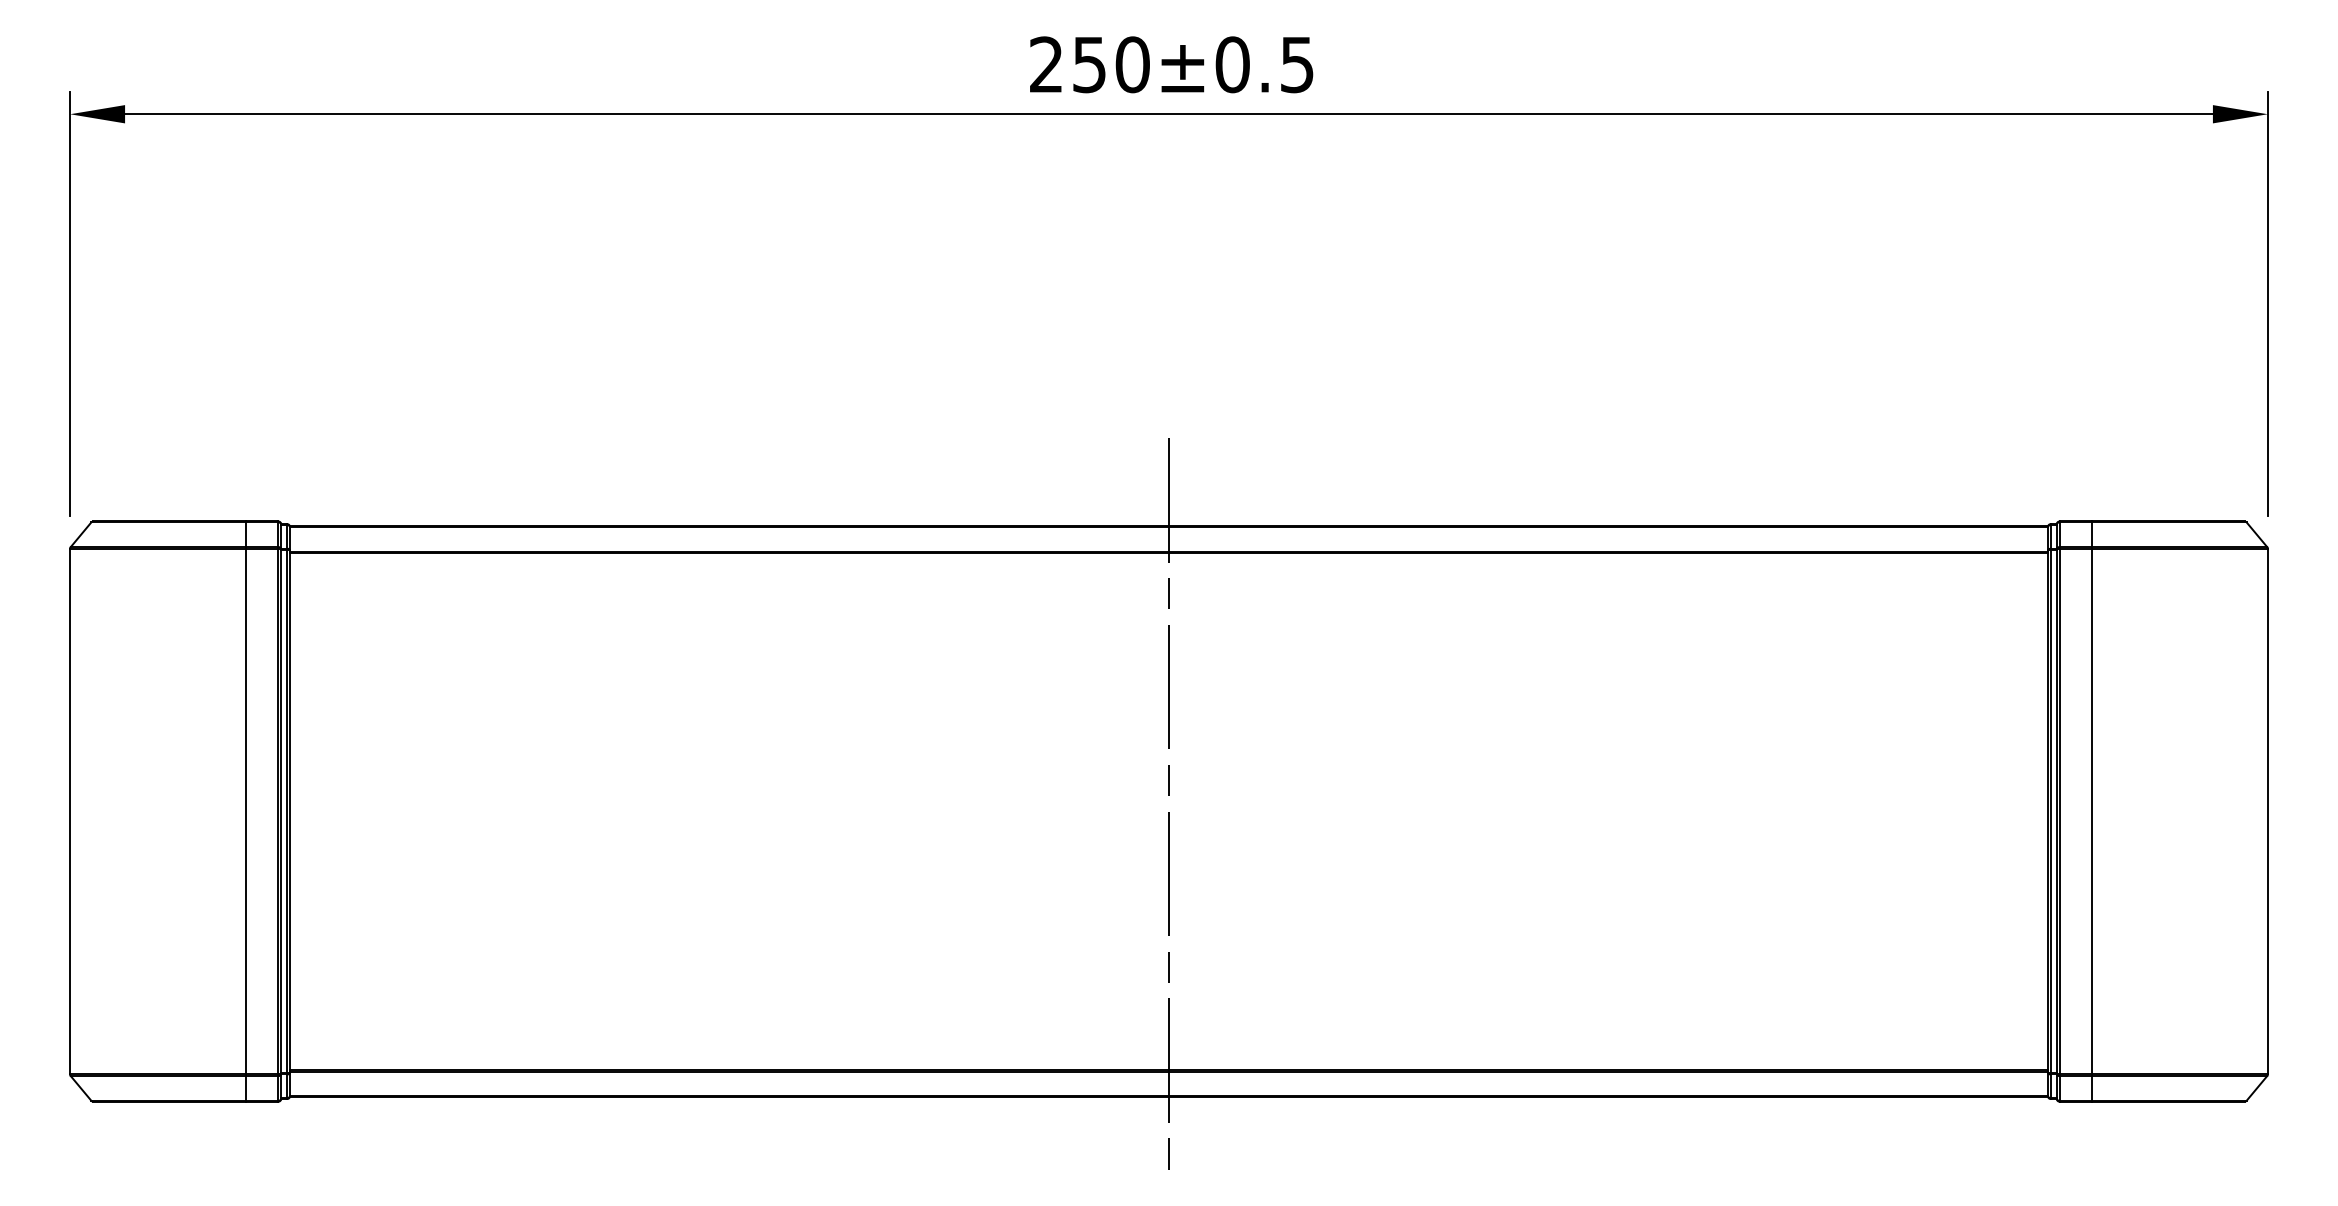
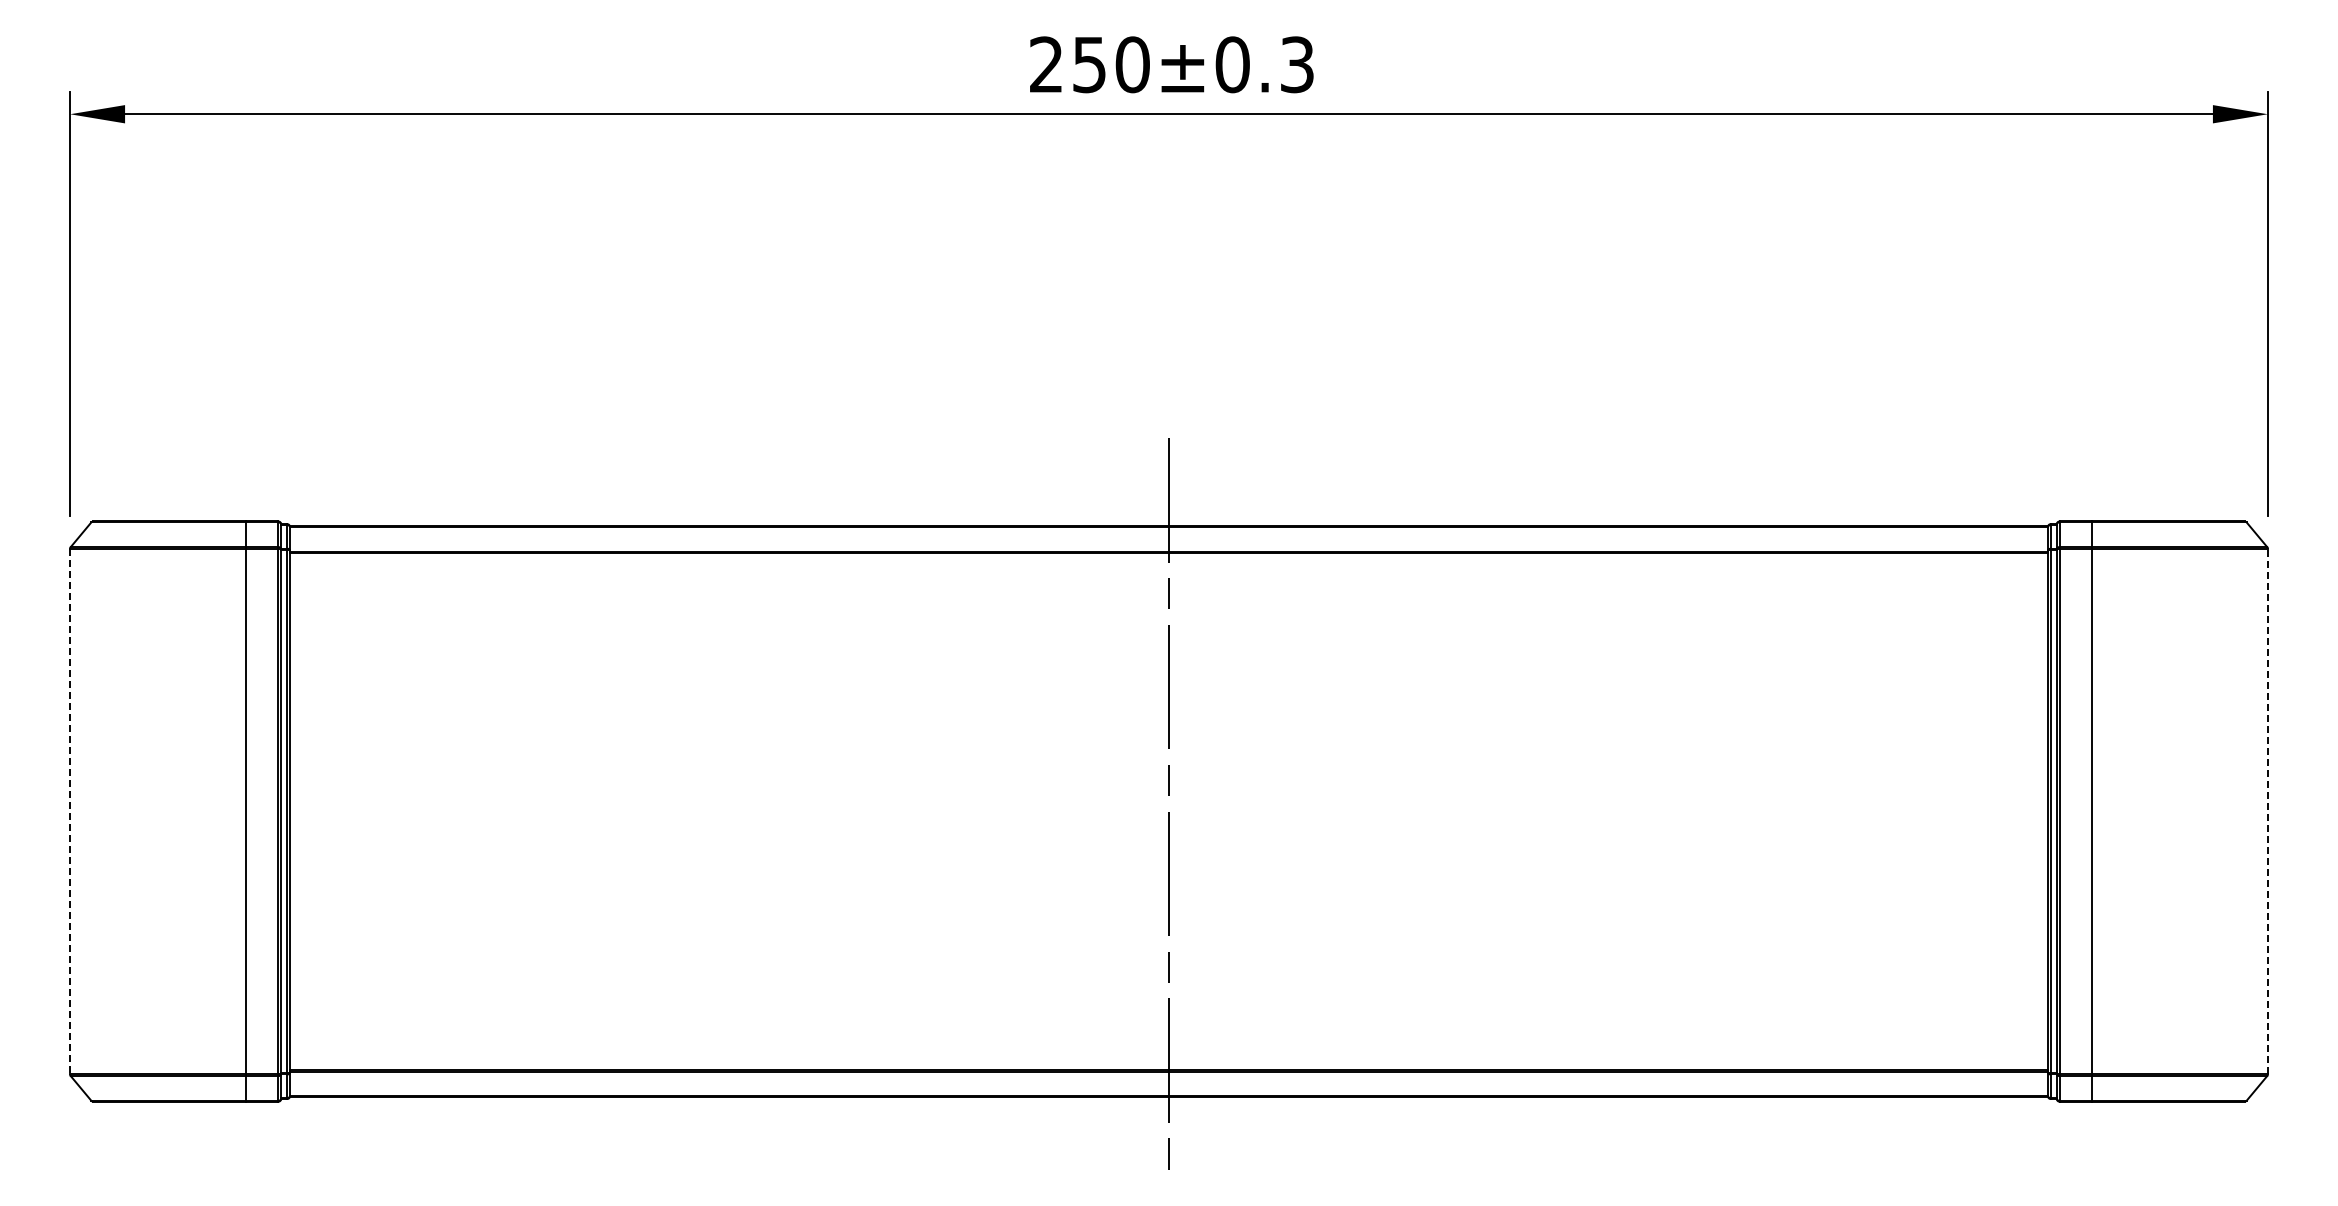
text: 250±0.5 -> 250±0.3 (1297, 64)
line: solid -> dashed (70, 811)
line: solid -> dashed (2267, 811)
